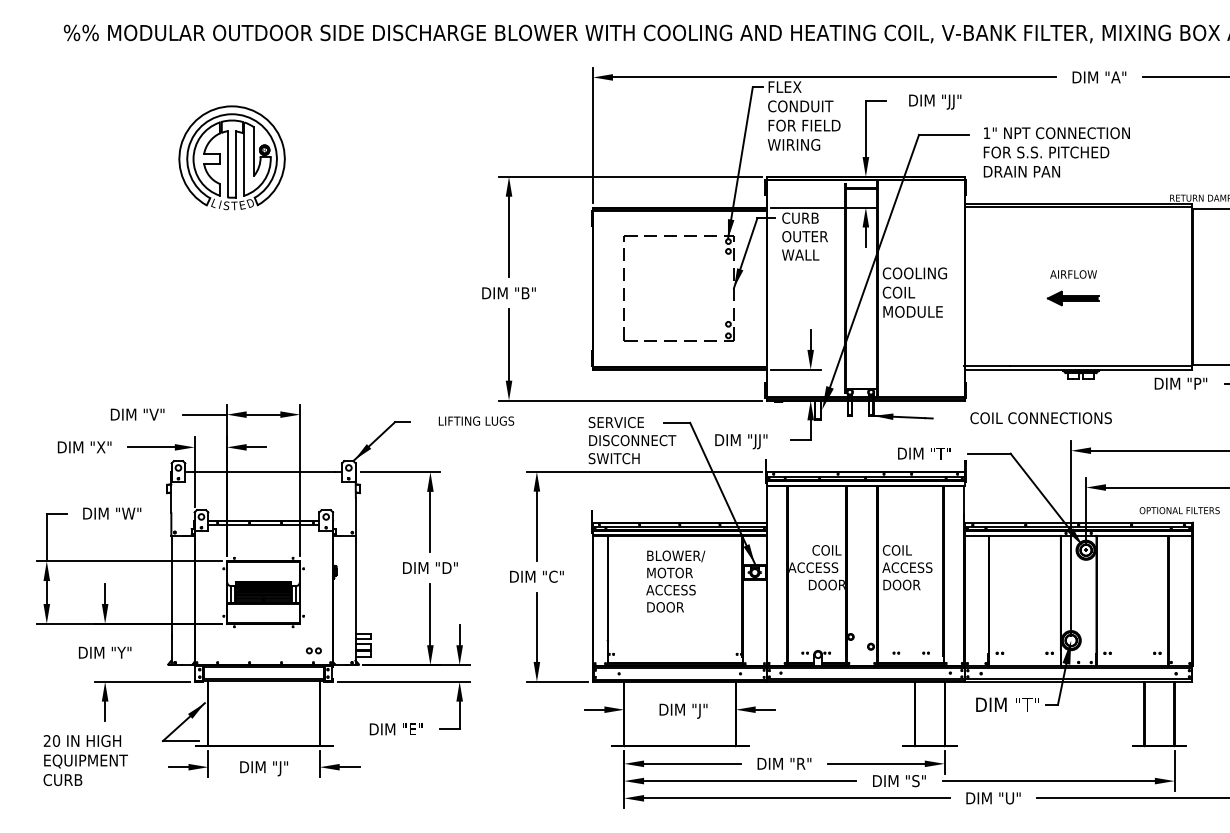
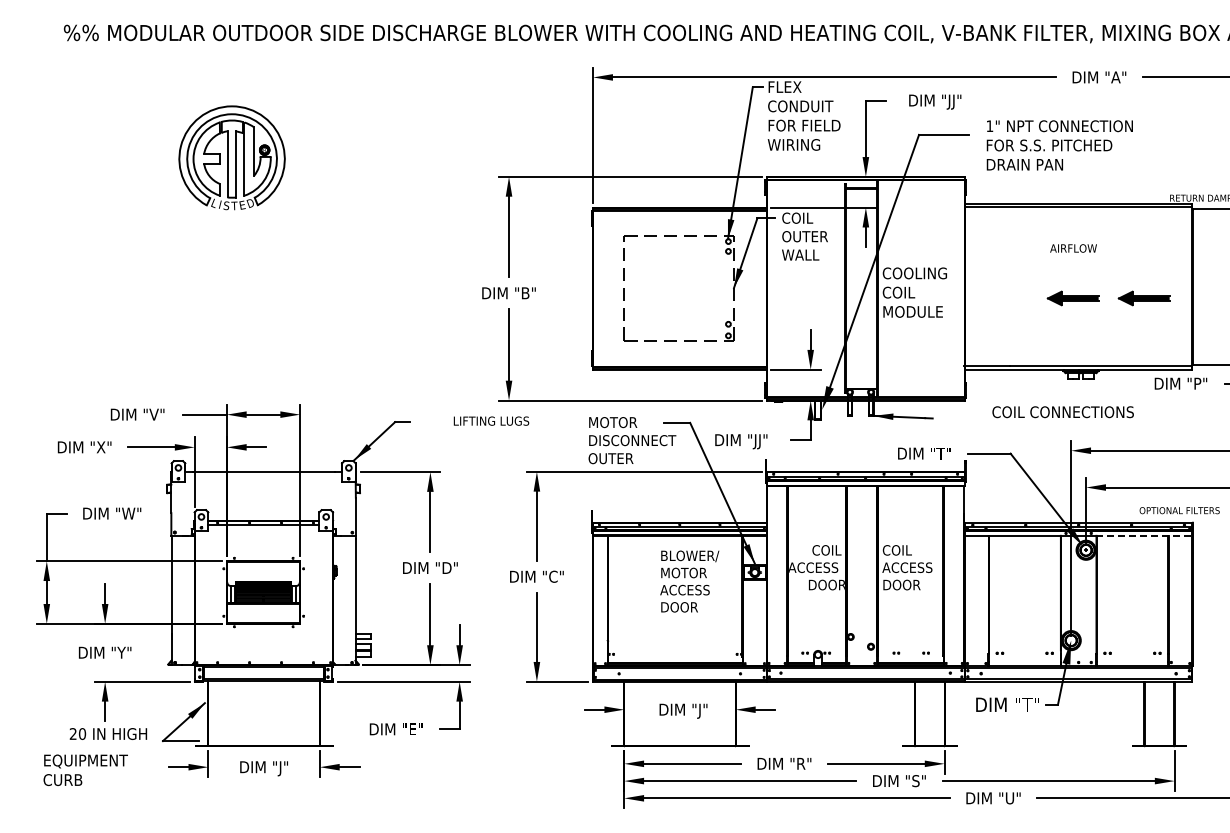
text position: (1056, 152) -> (1059, 145) (1059, 145)
text: CURB -> COIL (804, 217)
text position: (1073, 274) -> (1073, 248) (1073, 248)
part: none -> present (1143, 298)
text position: (1040, 418) -> (1062, 412) (1062, 412)
text position: (476, 420) -> (491, 420) (491, 420)
text: SERVICE -> MOTOR (615, 422)
text: SWITCH -> OUTER (613, 458)
line: solid -> dashed (1144, 535)
text position: (675, 581) -> (689, 581) (689, 581)
part: present -> none (313, 650)
text position: (82, 740) -> (108, 733) (108, 733)
